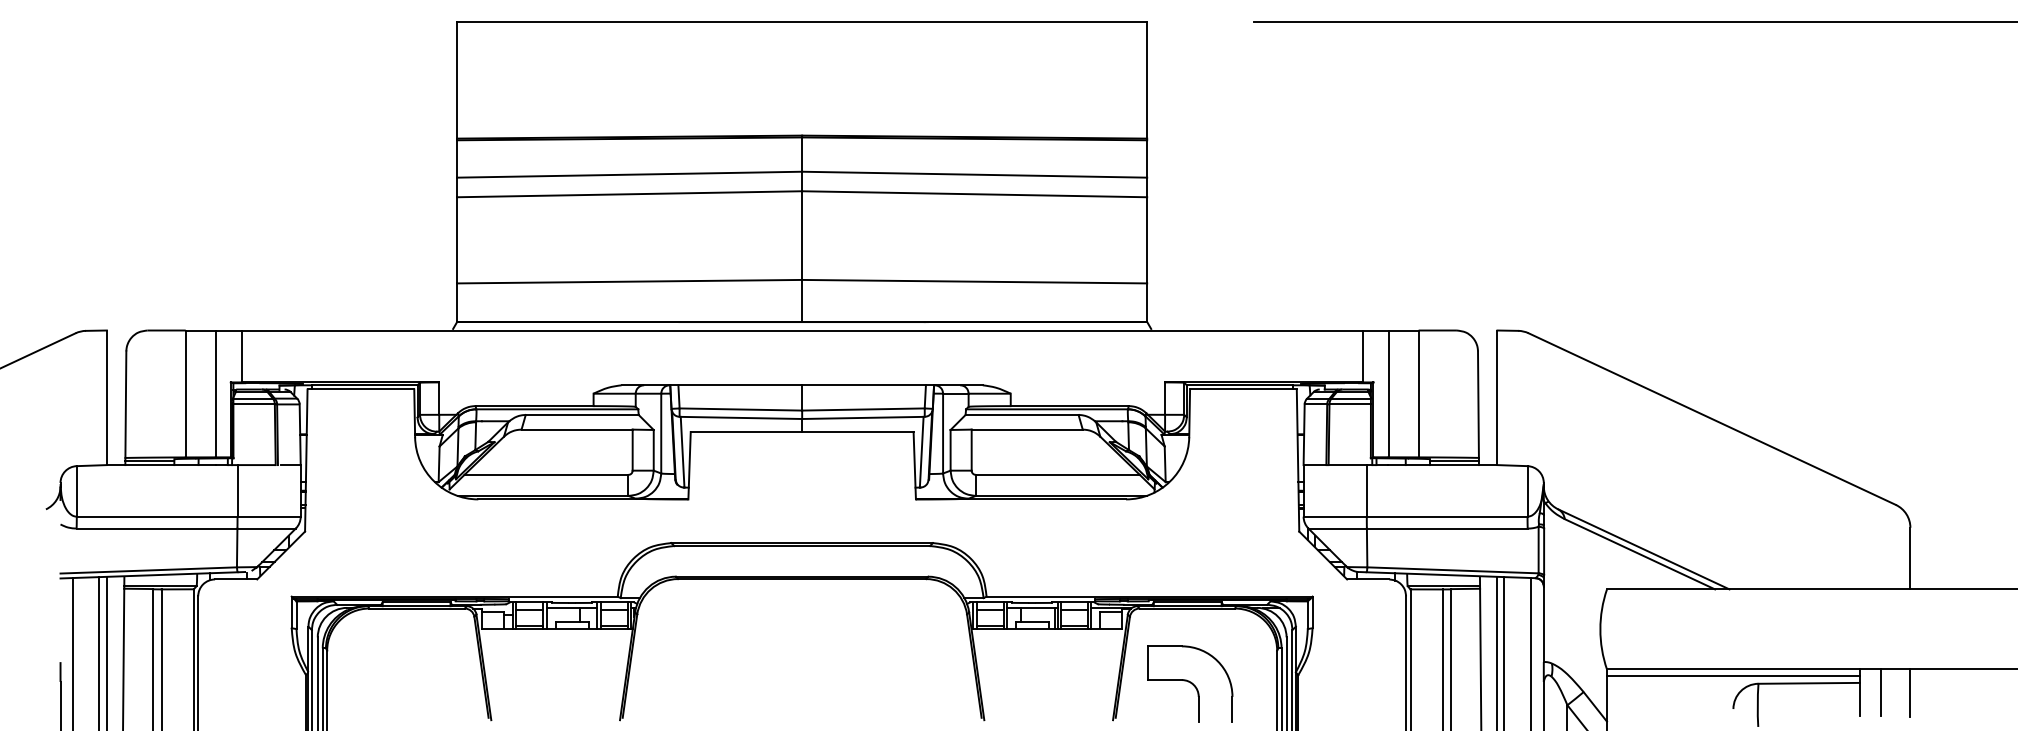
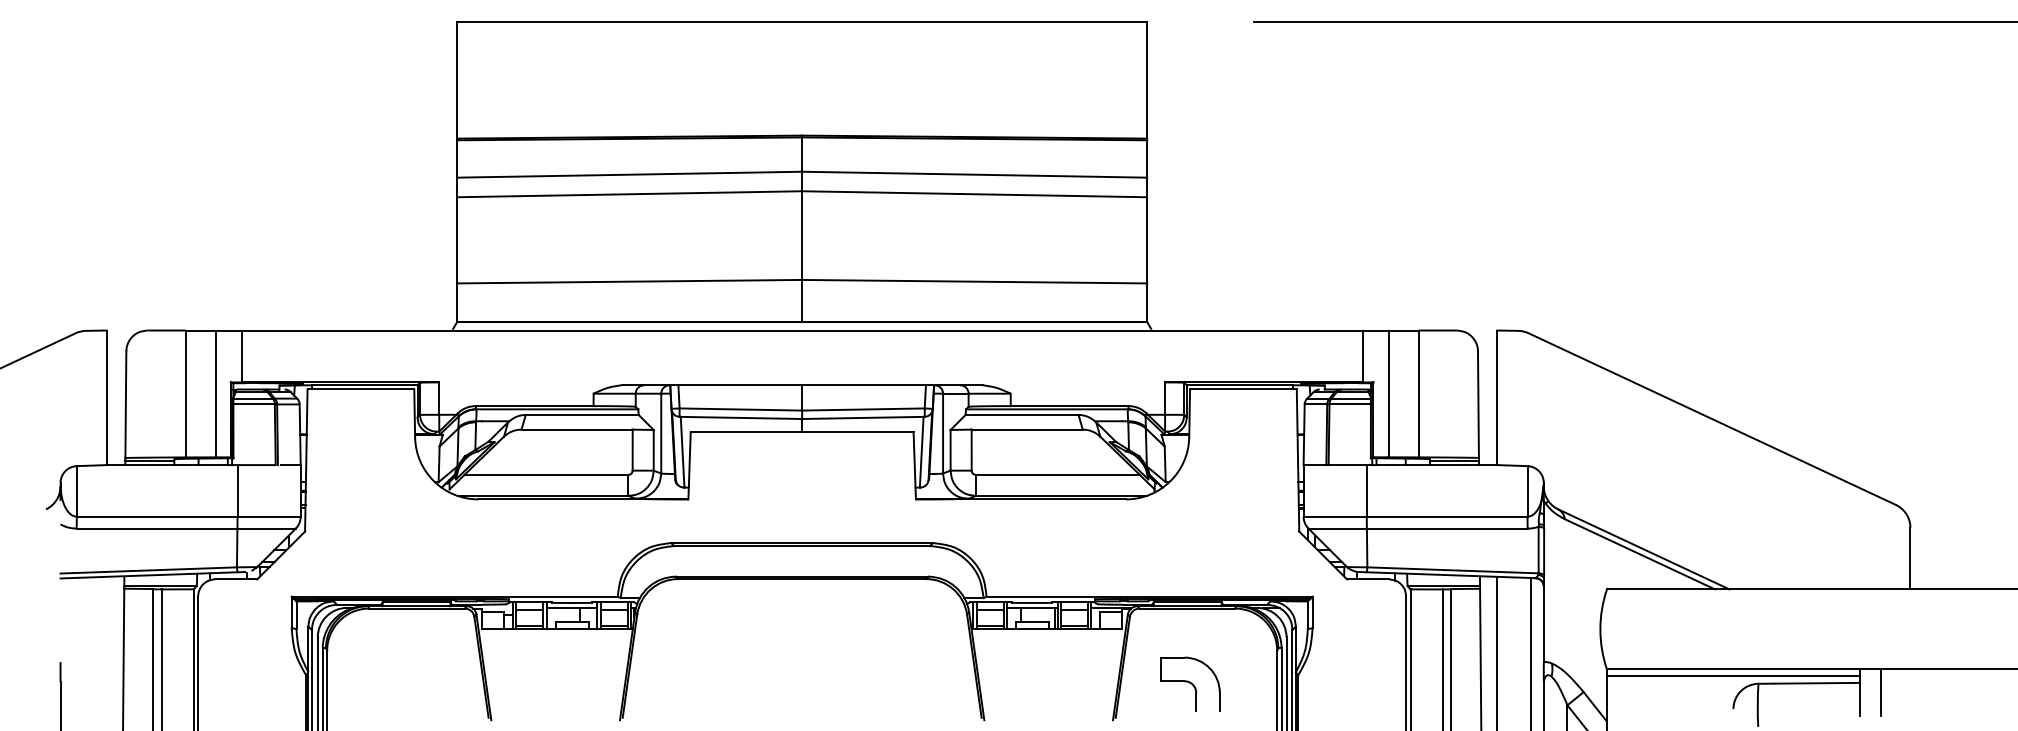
line: present -> none (106, 651)
line: present -> none (73, 652)
line: present -> none (99, 652)
line: present -> none (1504, 652)
part size: 87x78 px -> 61x56 px (1190, 683)
line: present -> none (1910, 692)
